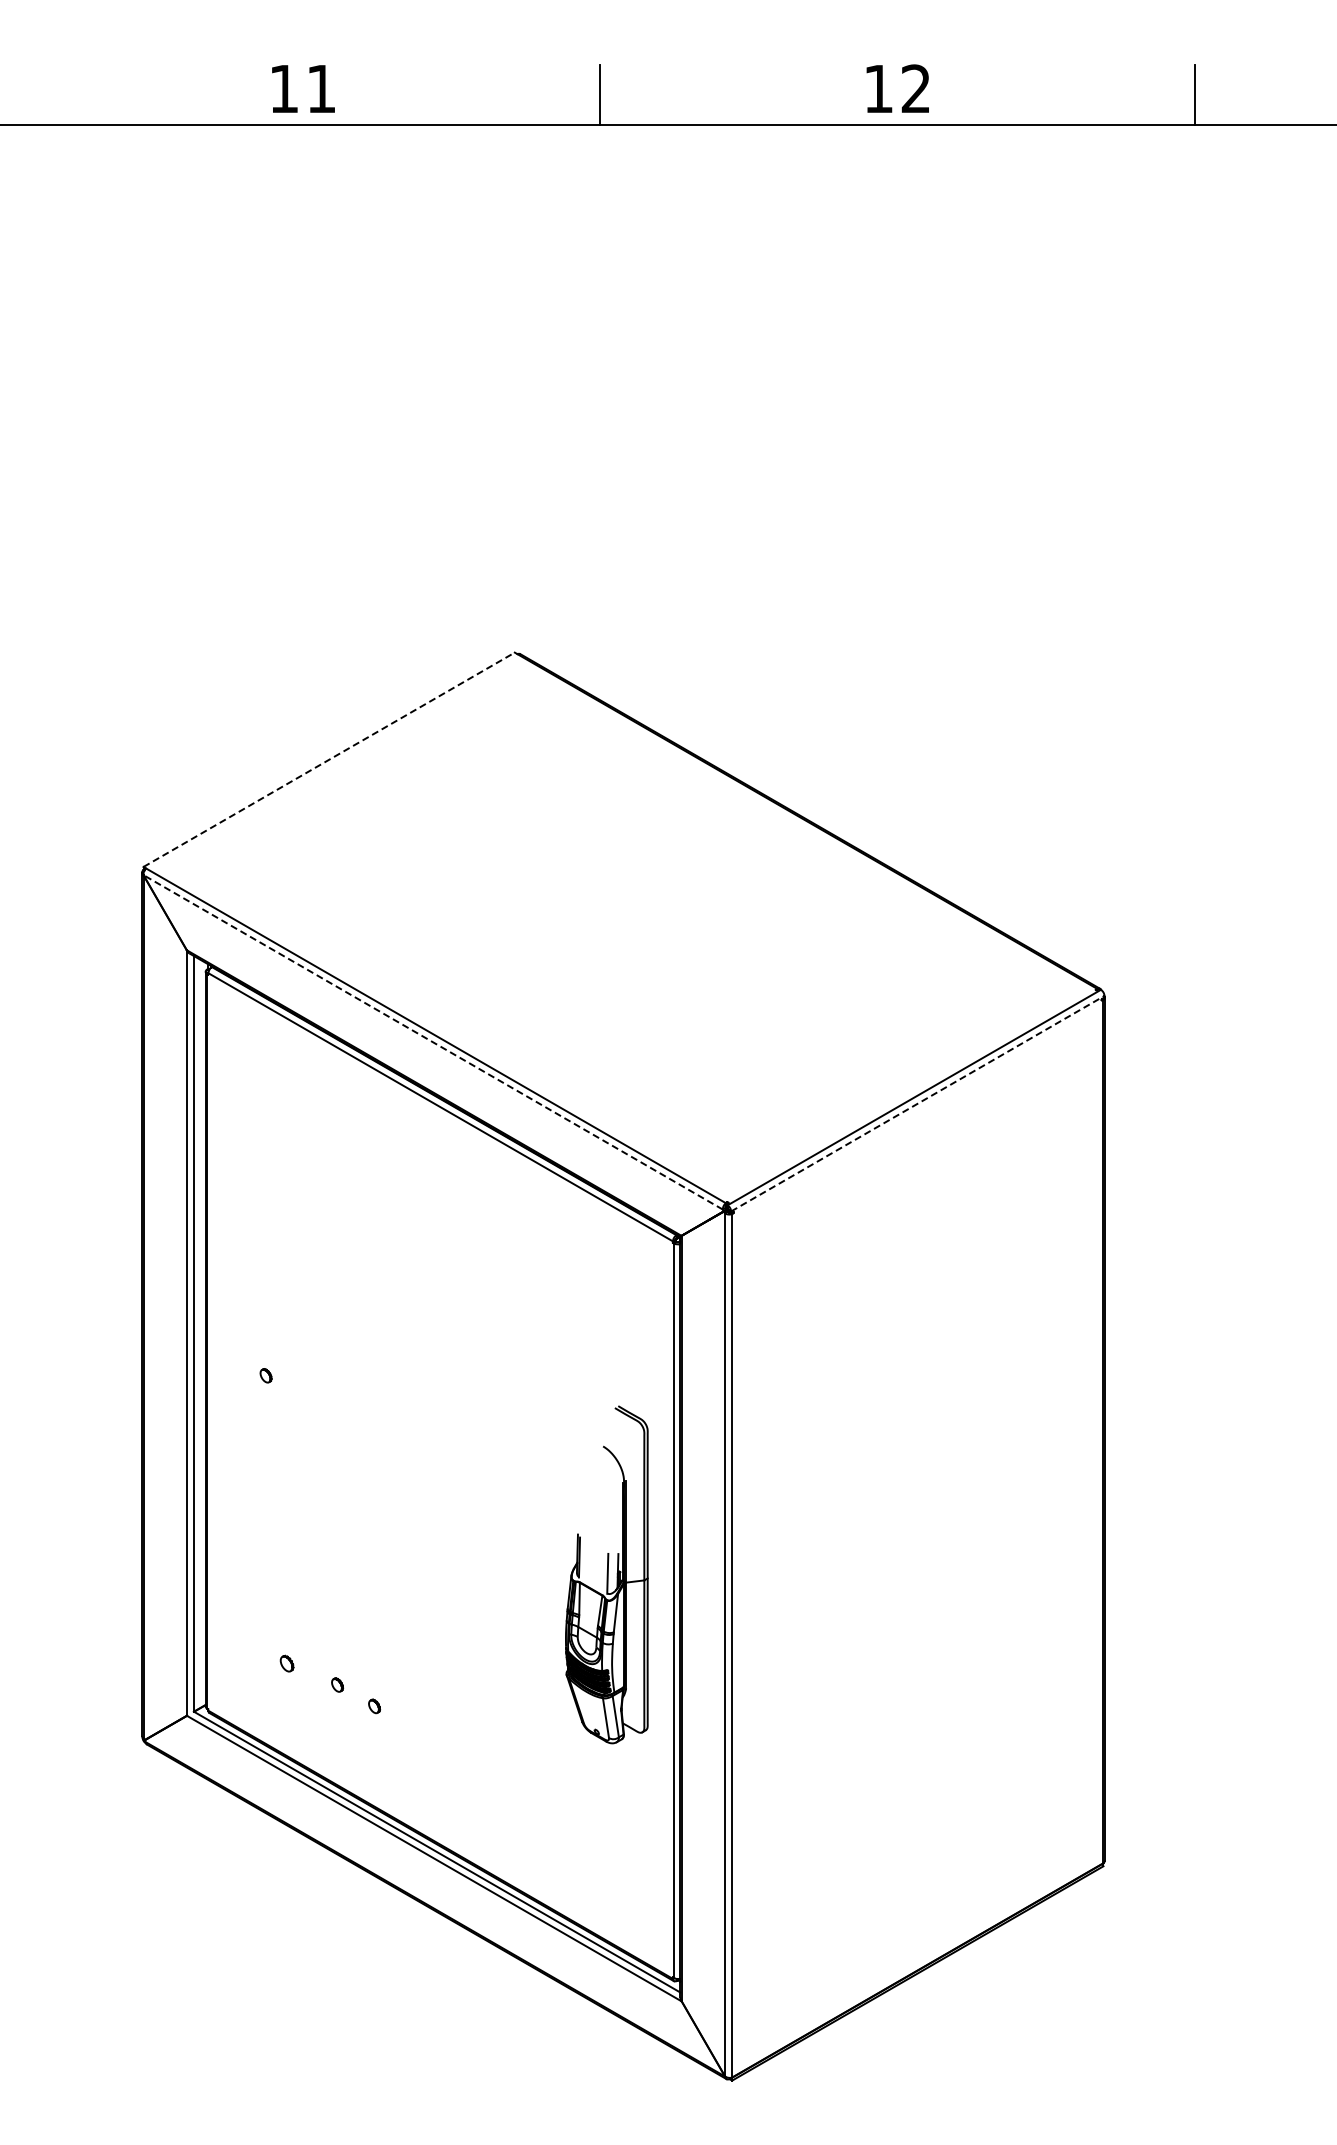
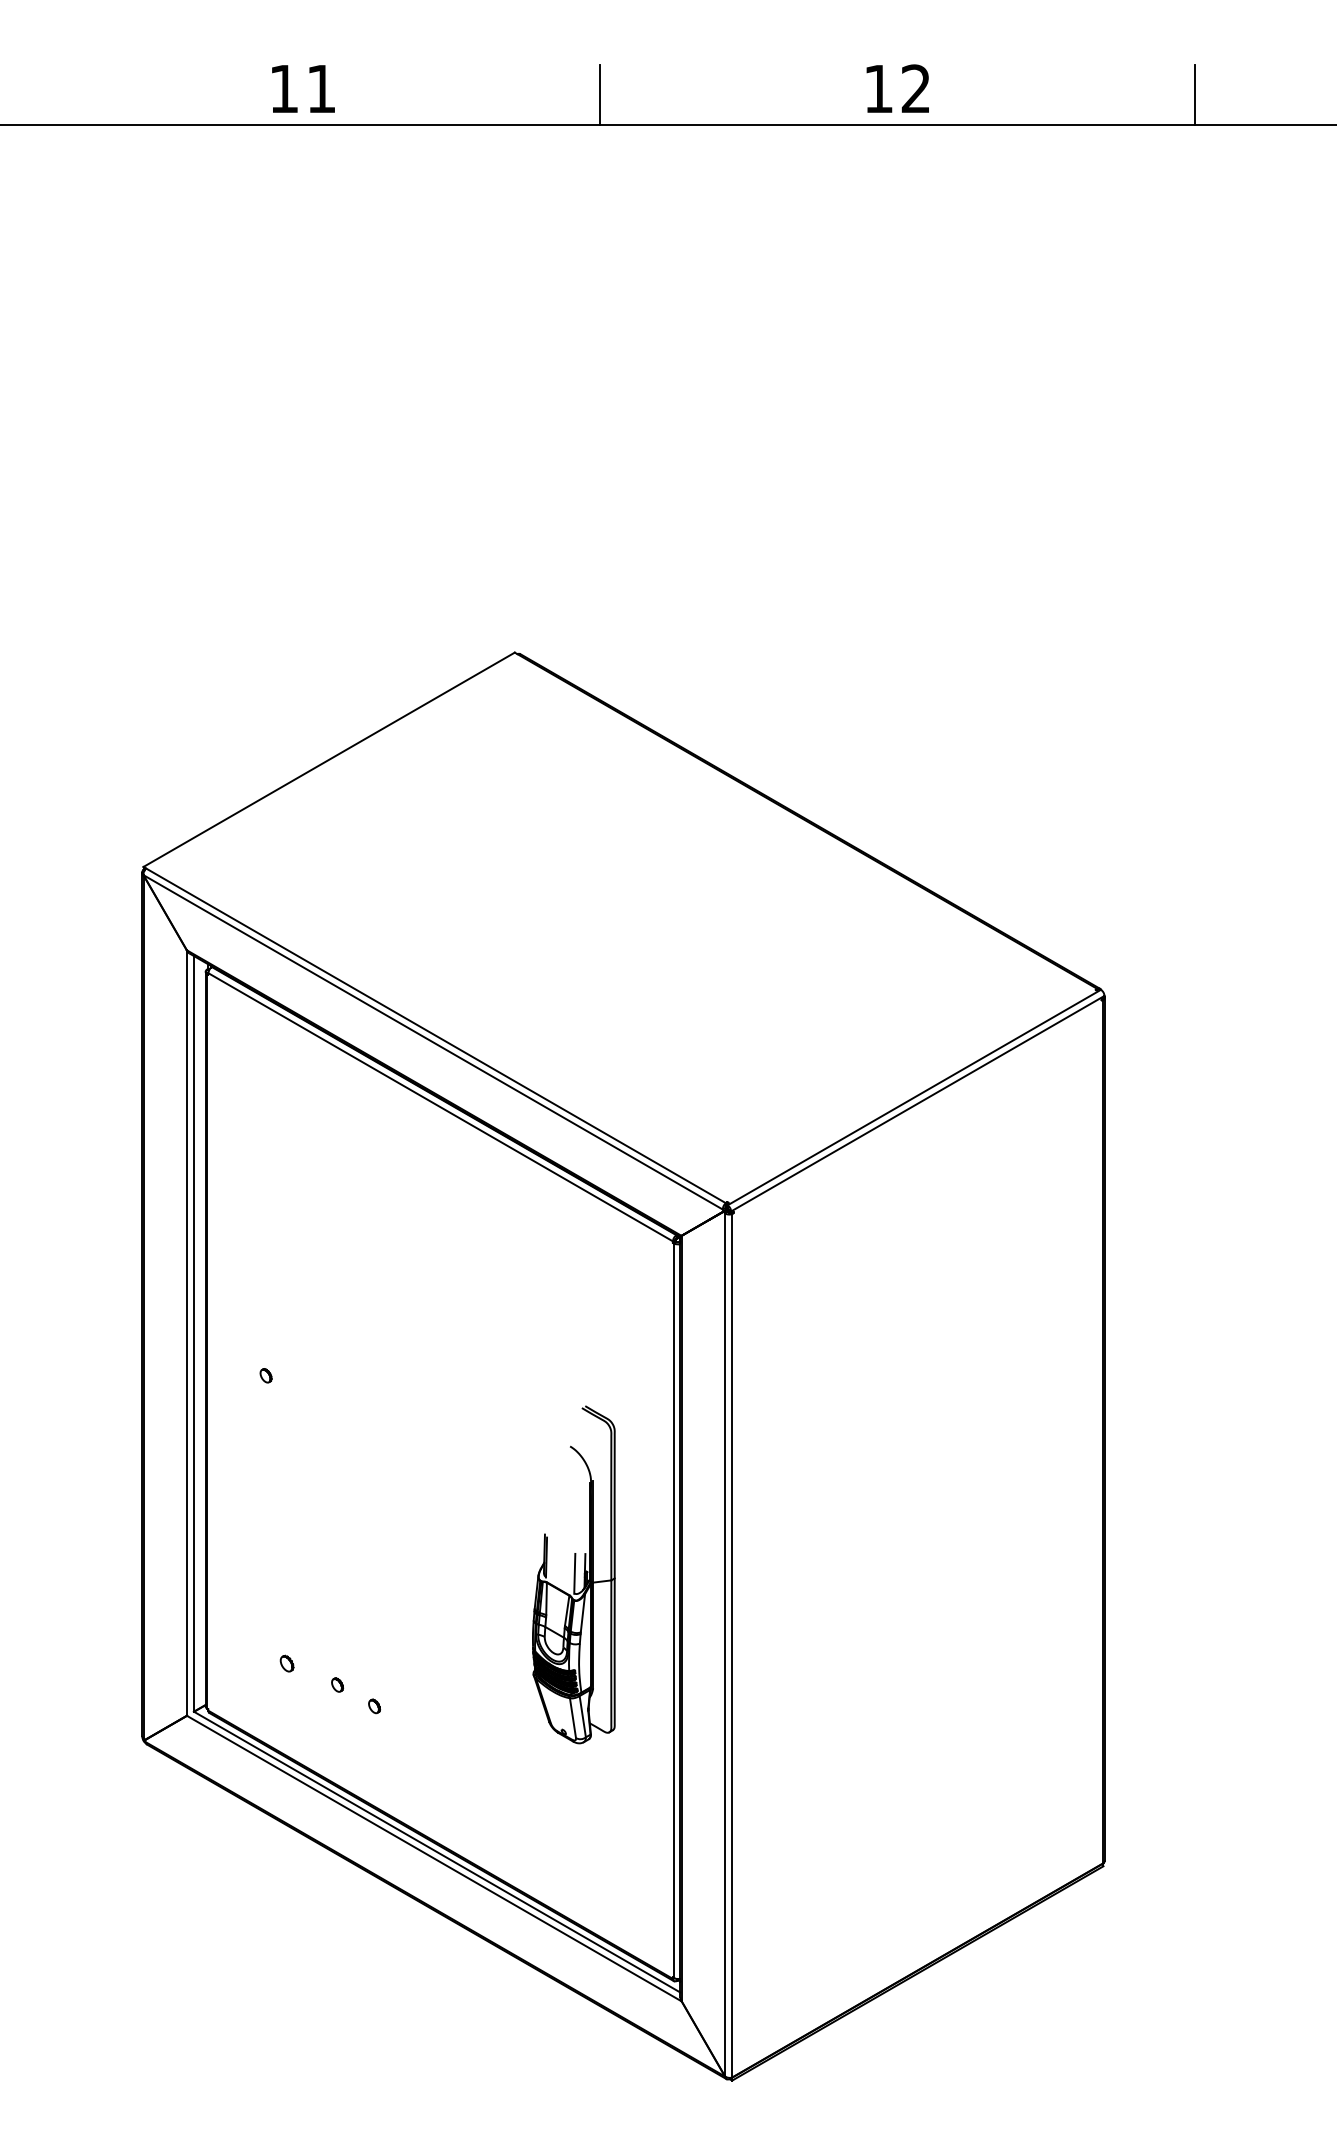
line: dashed -> solid (329, 759)
line: dashed -> solid (432, 1042)
line: dashed -> solid (917, 1103)
part position: (606, 1574) -> (573, 1574) (573, 1574)
